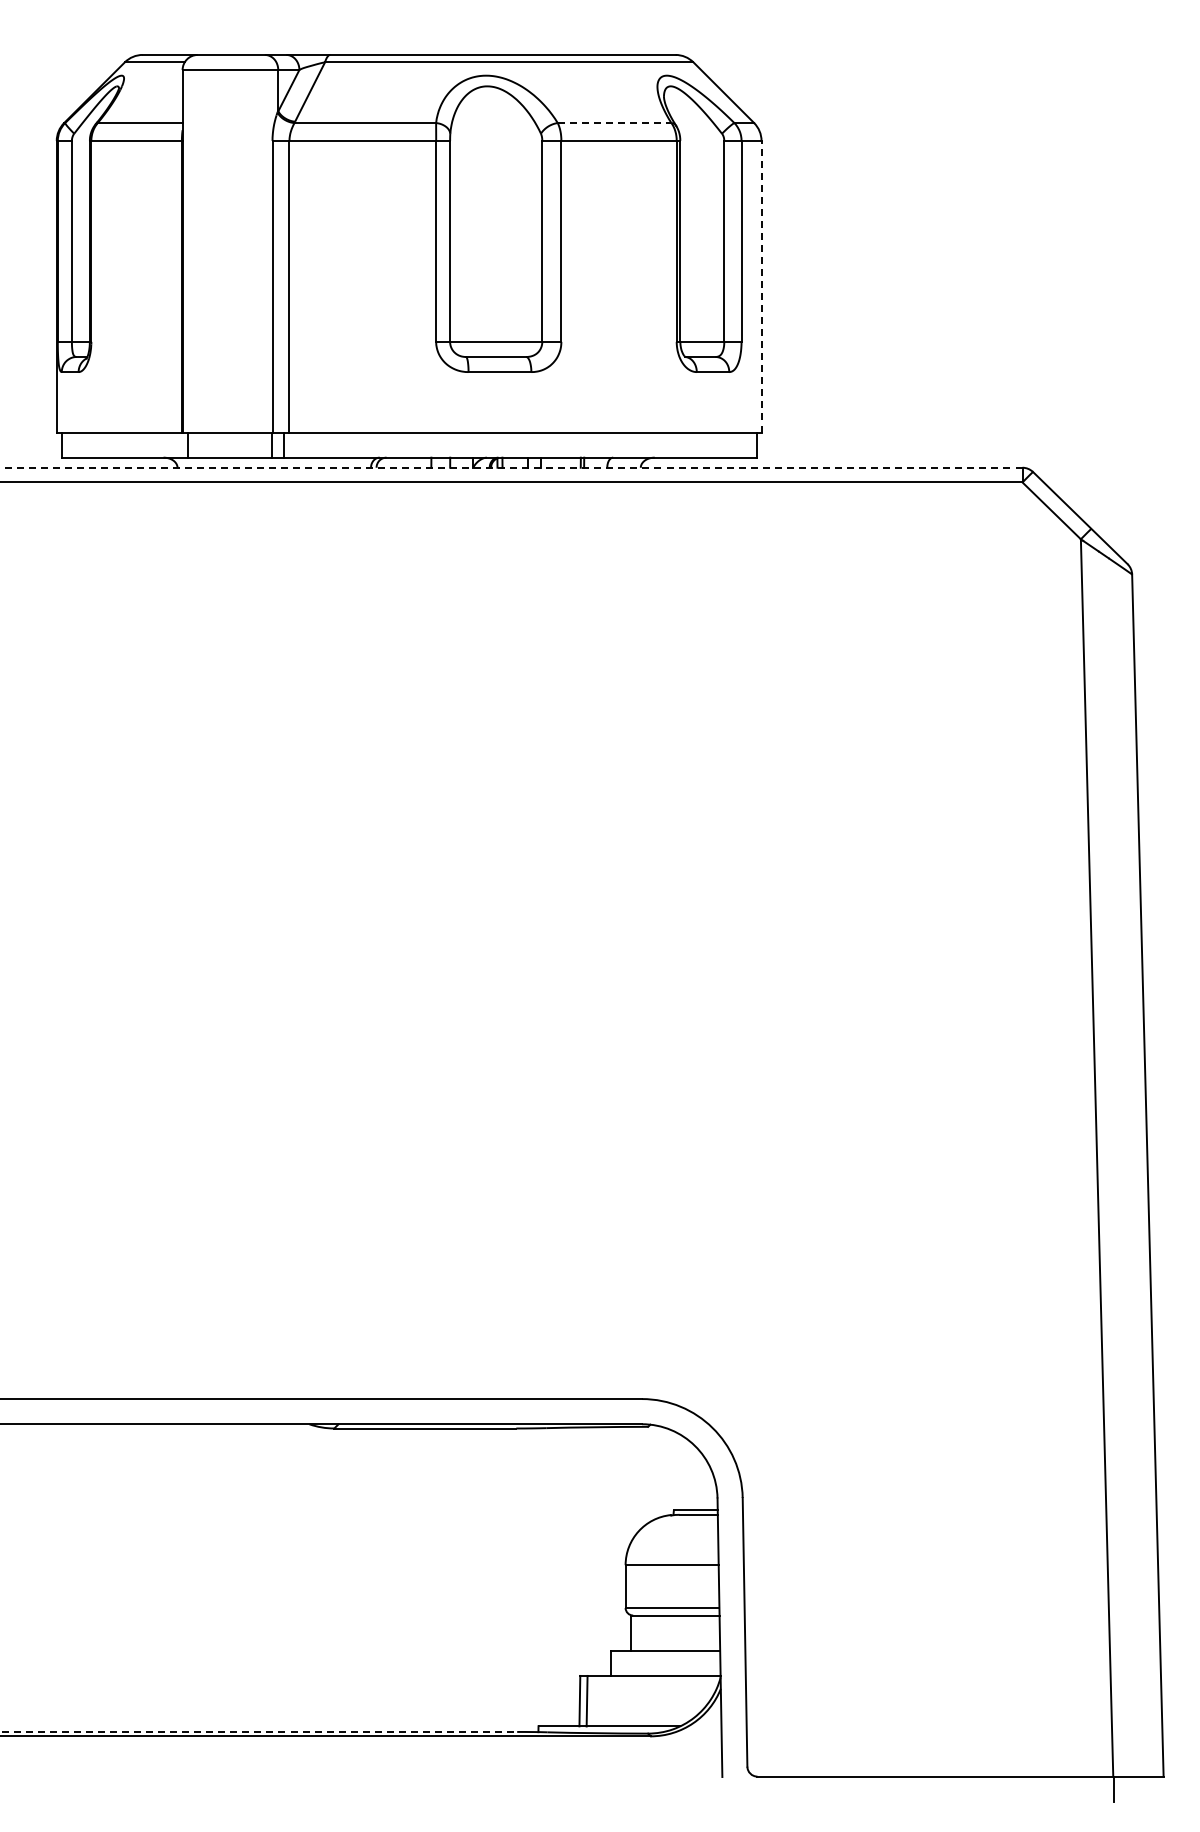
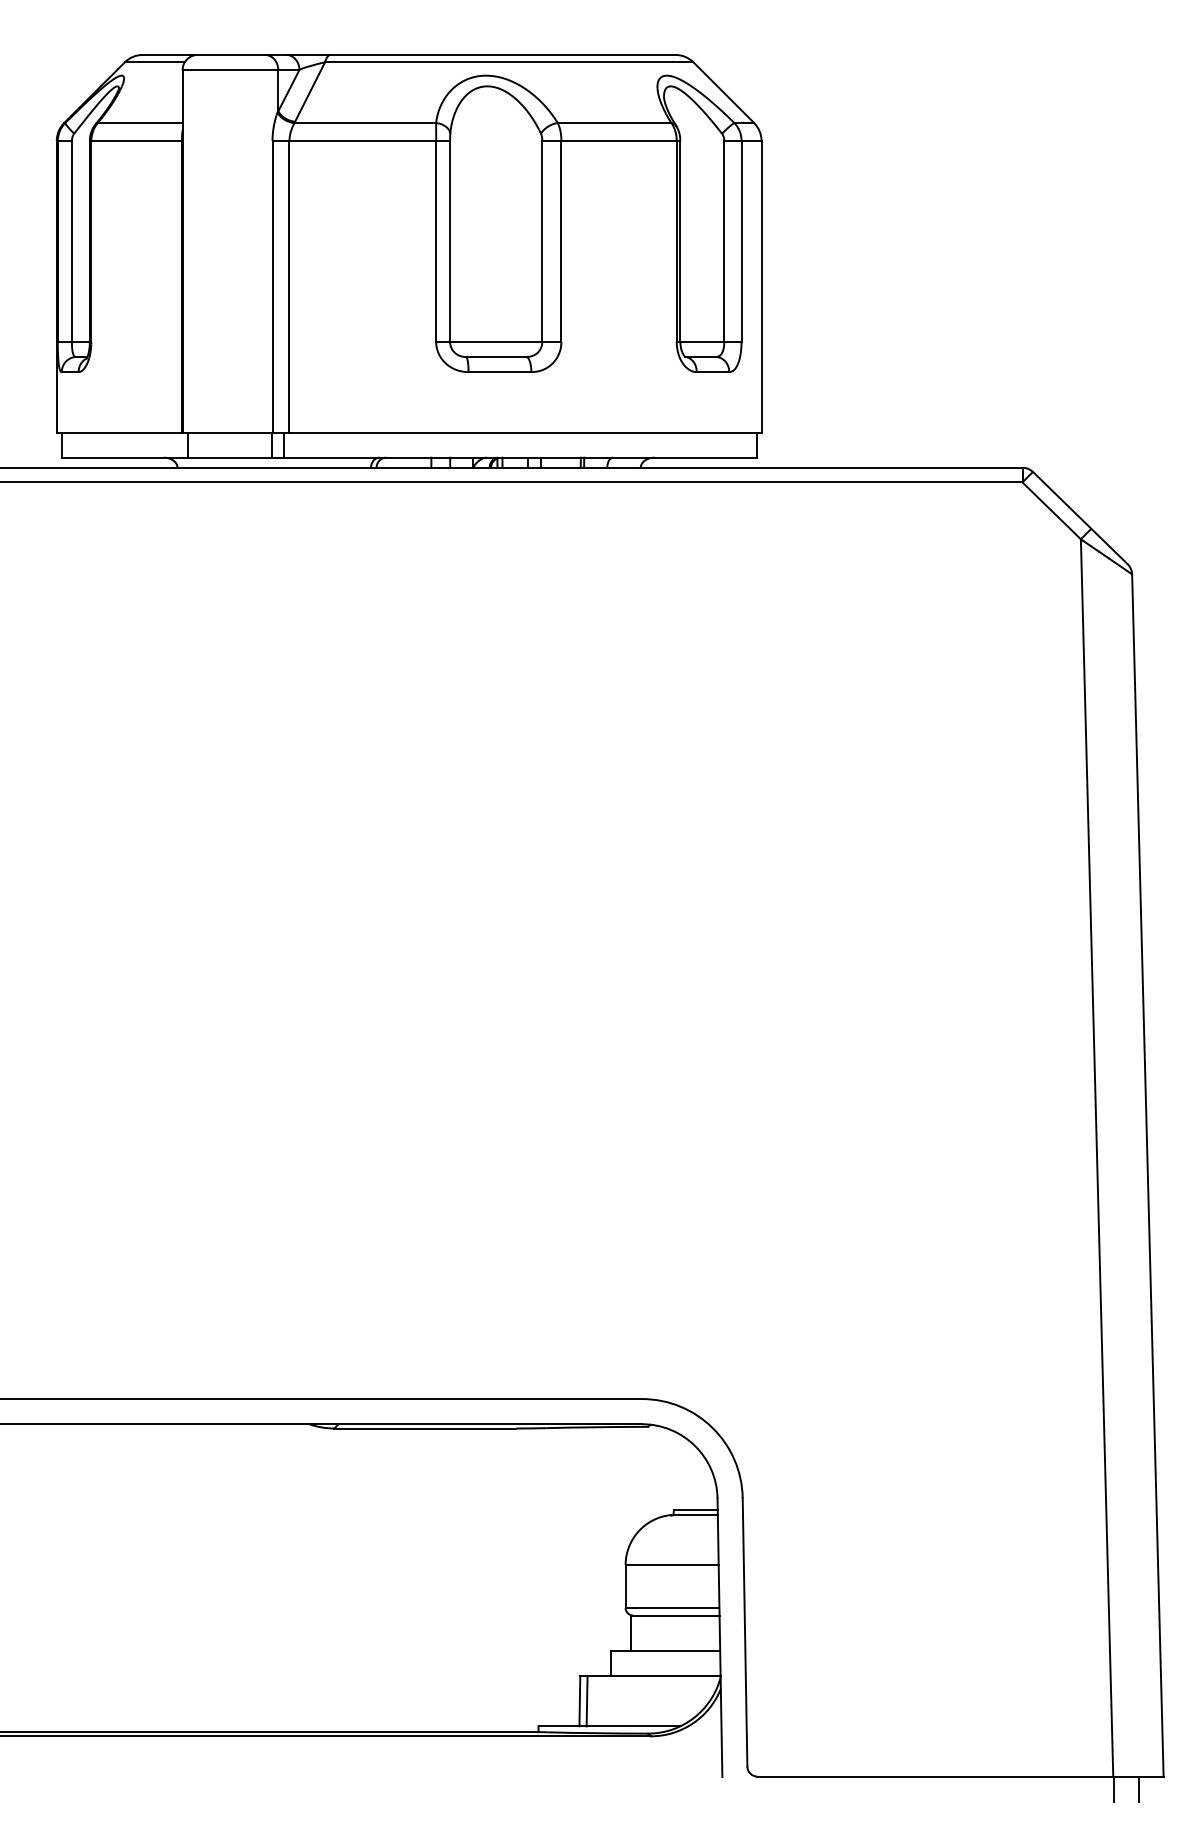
line: dashed -> solid (614, 123)
line: dashed -> solid (761, 286)
line: dashed -> solid (511, 467)
line: dashed -> solid (259, 1731)
line: none -> present (1139, 1788)
